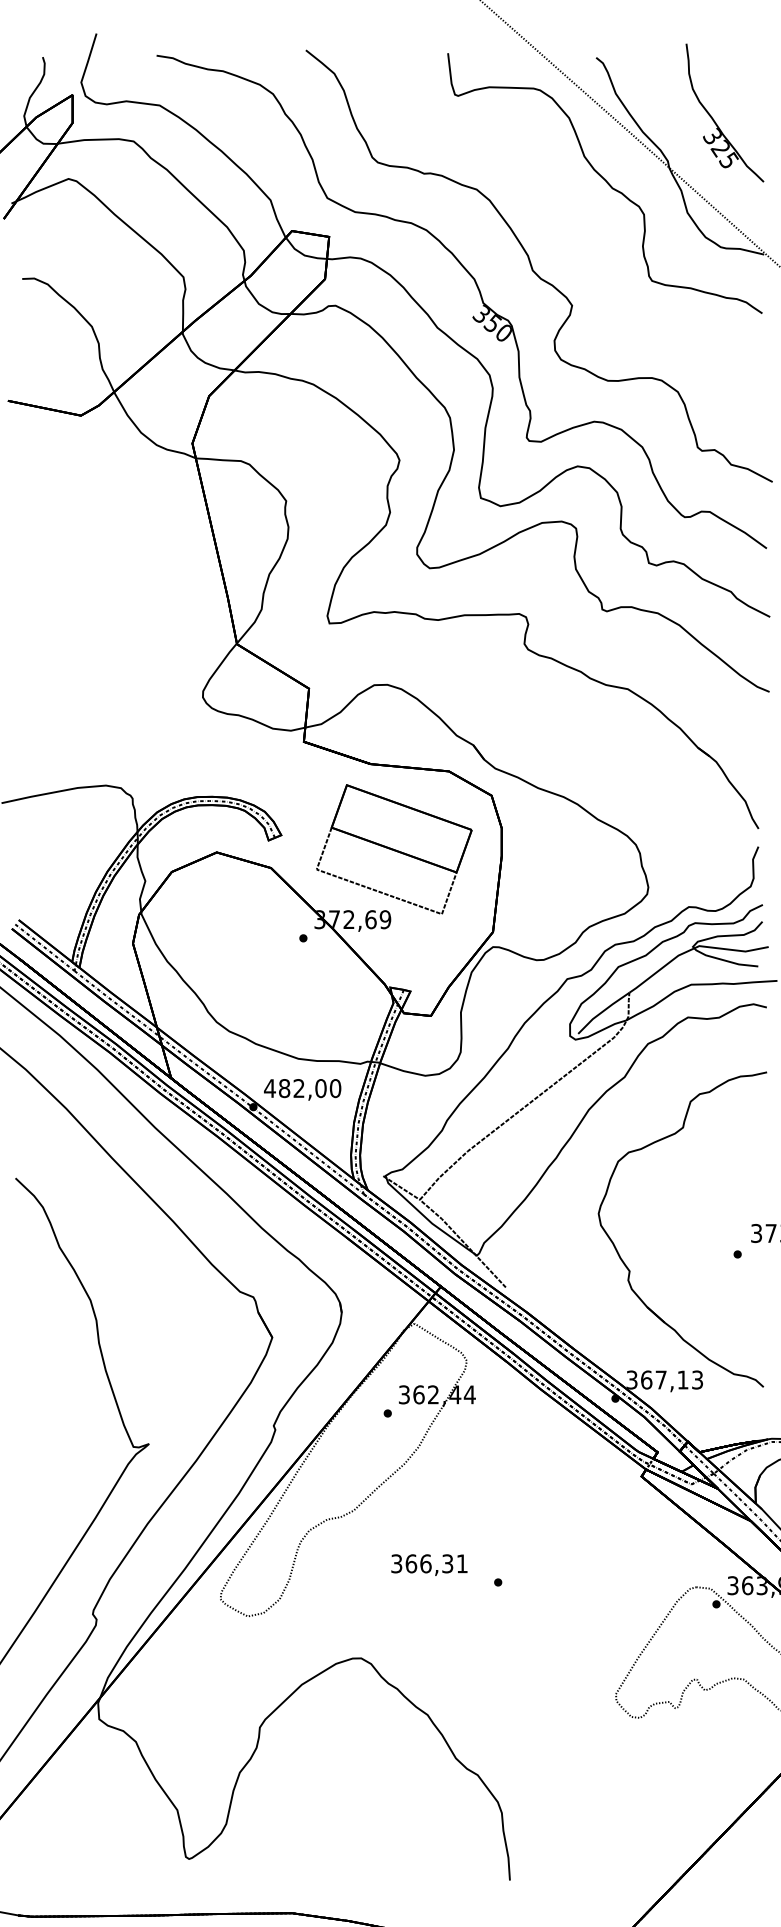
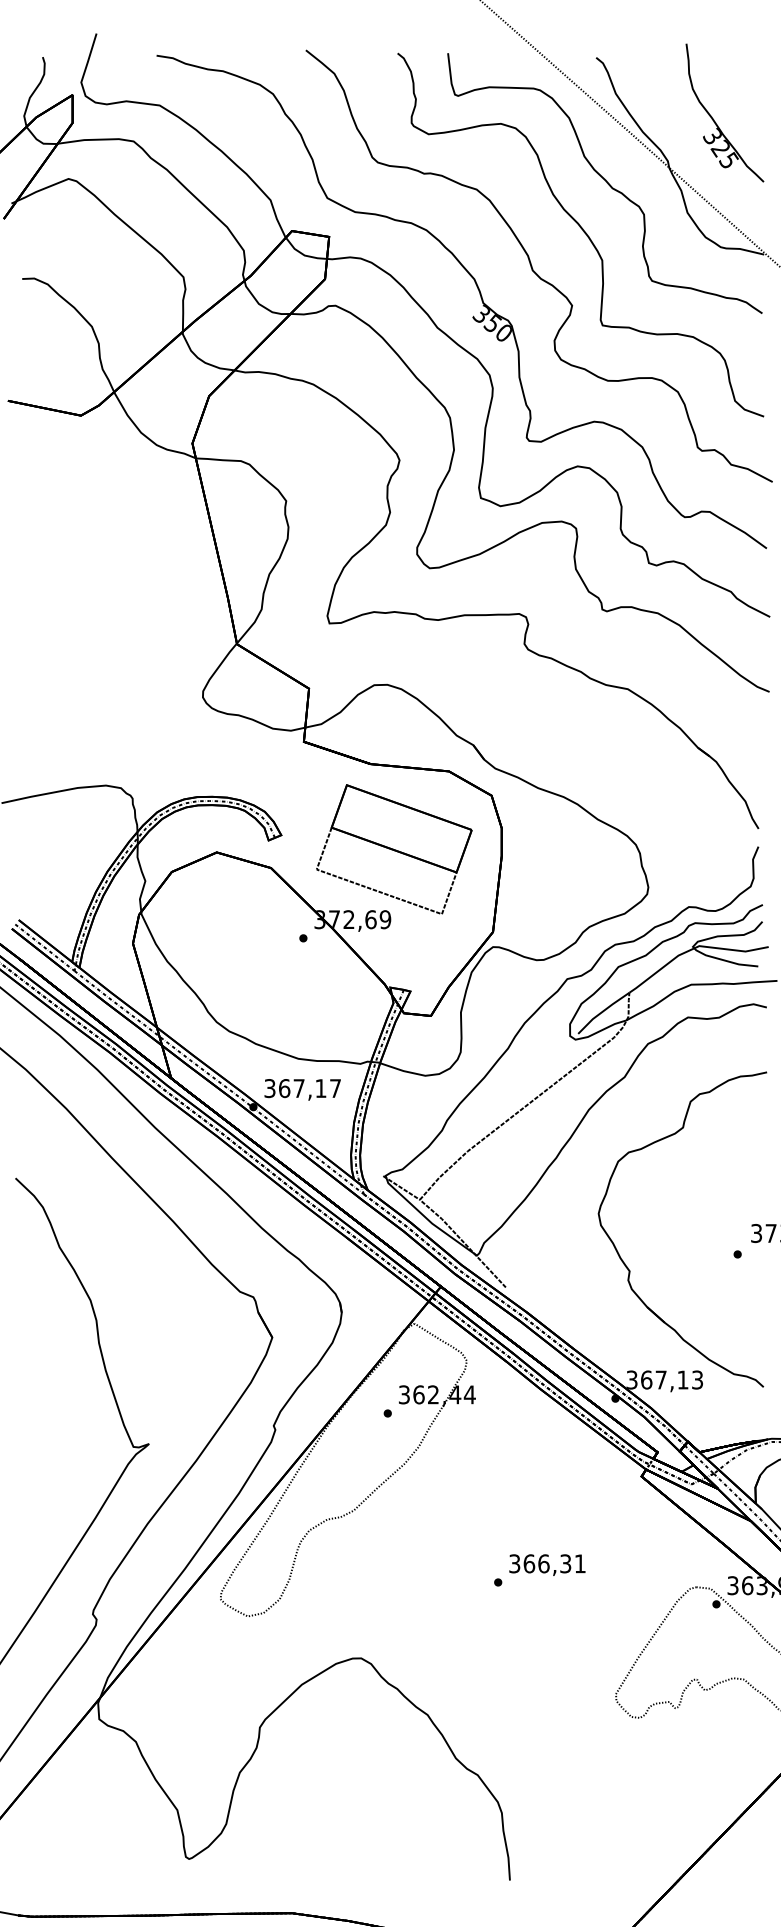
curve: none -> present (583, 232)
text: 482,00 -> 367,17 (302, 1088)
text position: (429, 1564) -> (547, 1564) (547, 1564)
